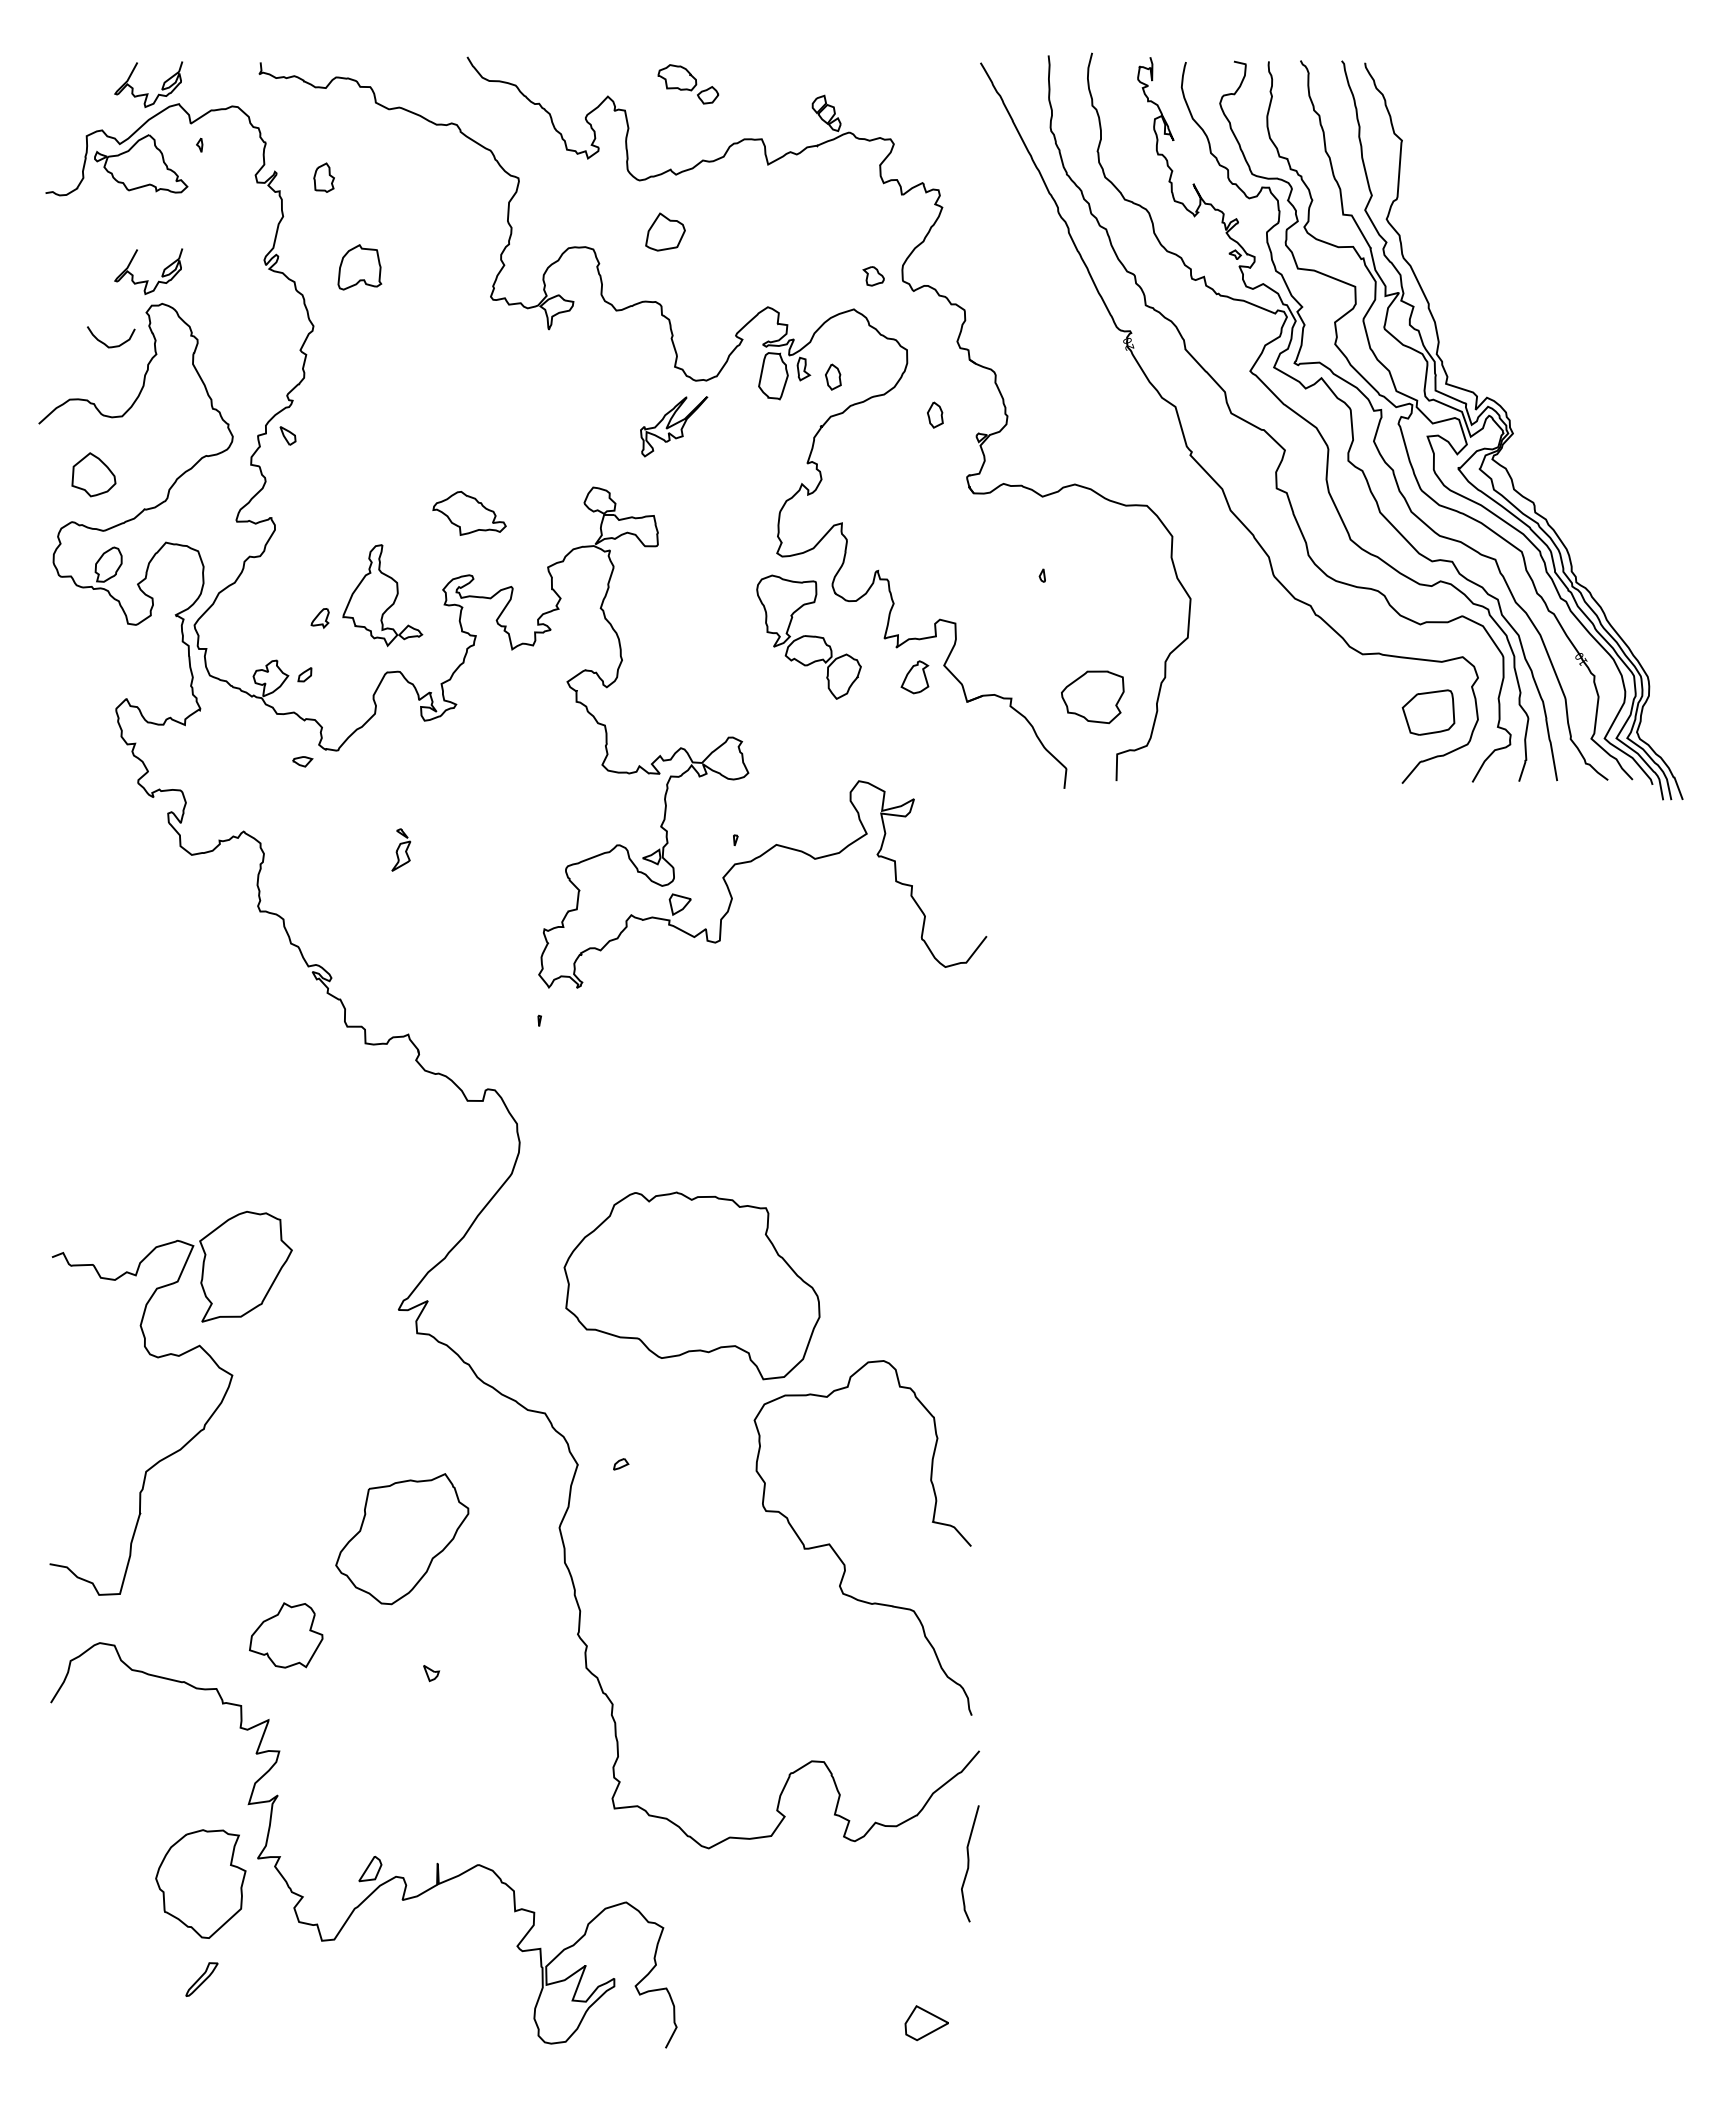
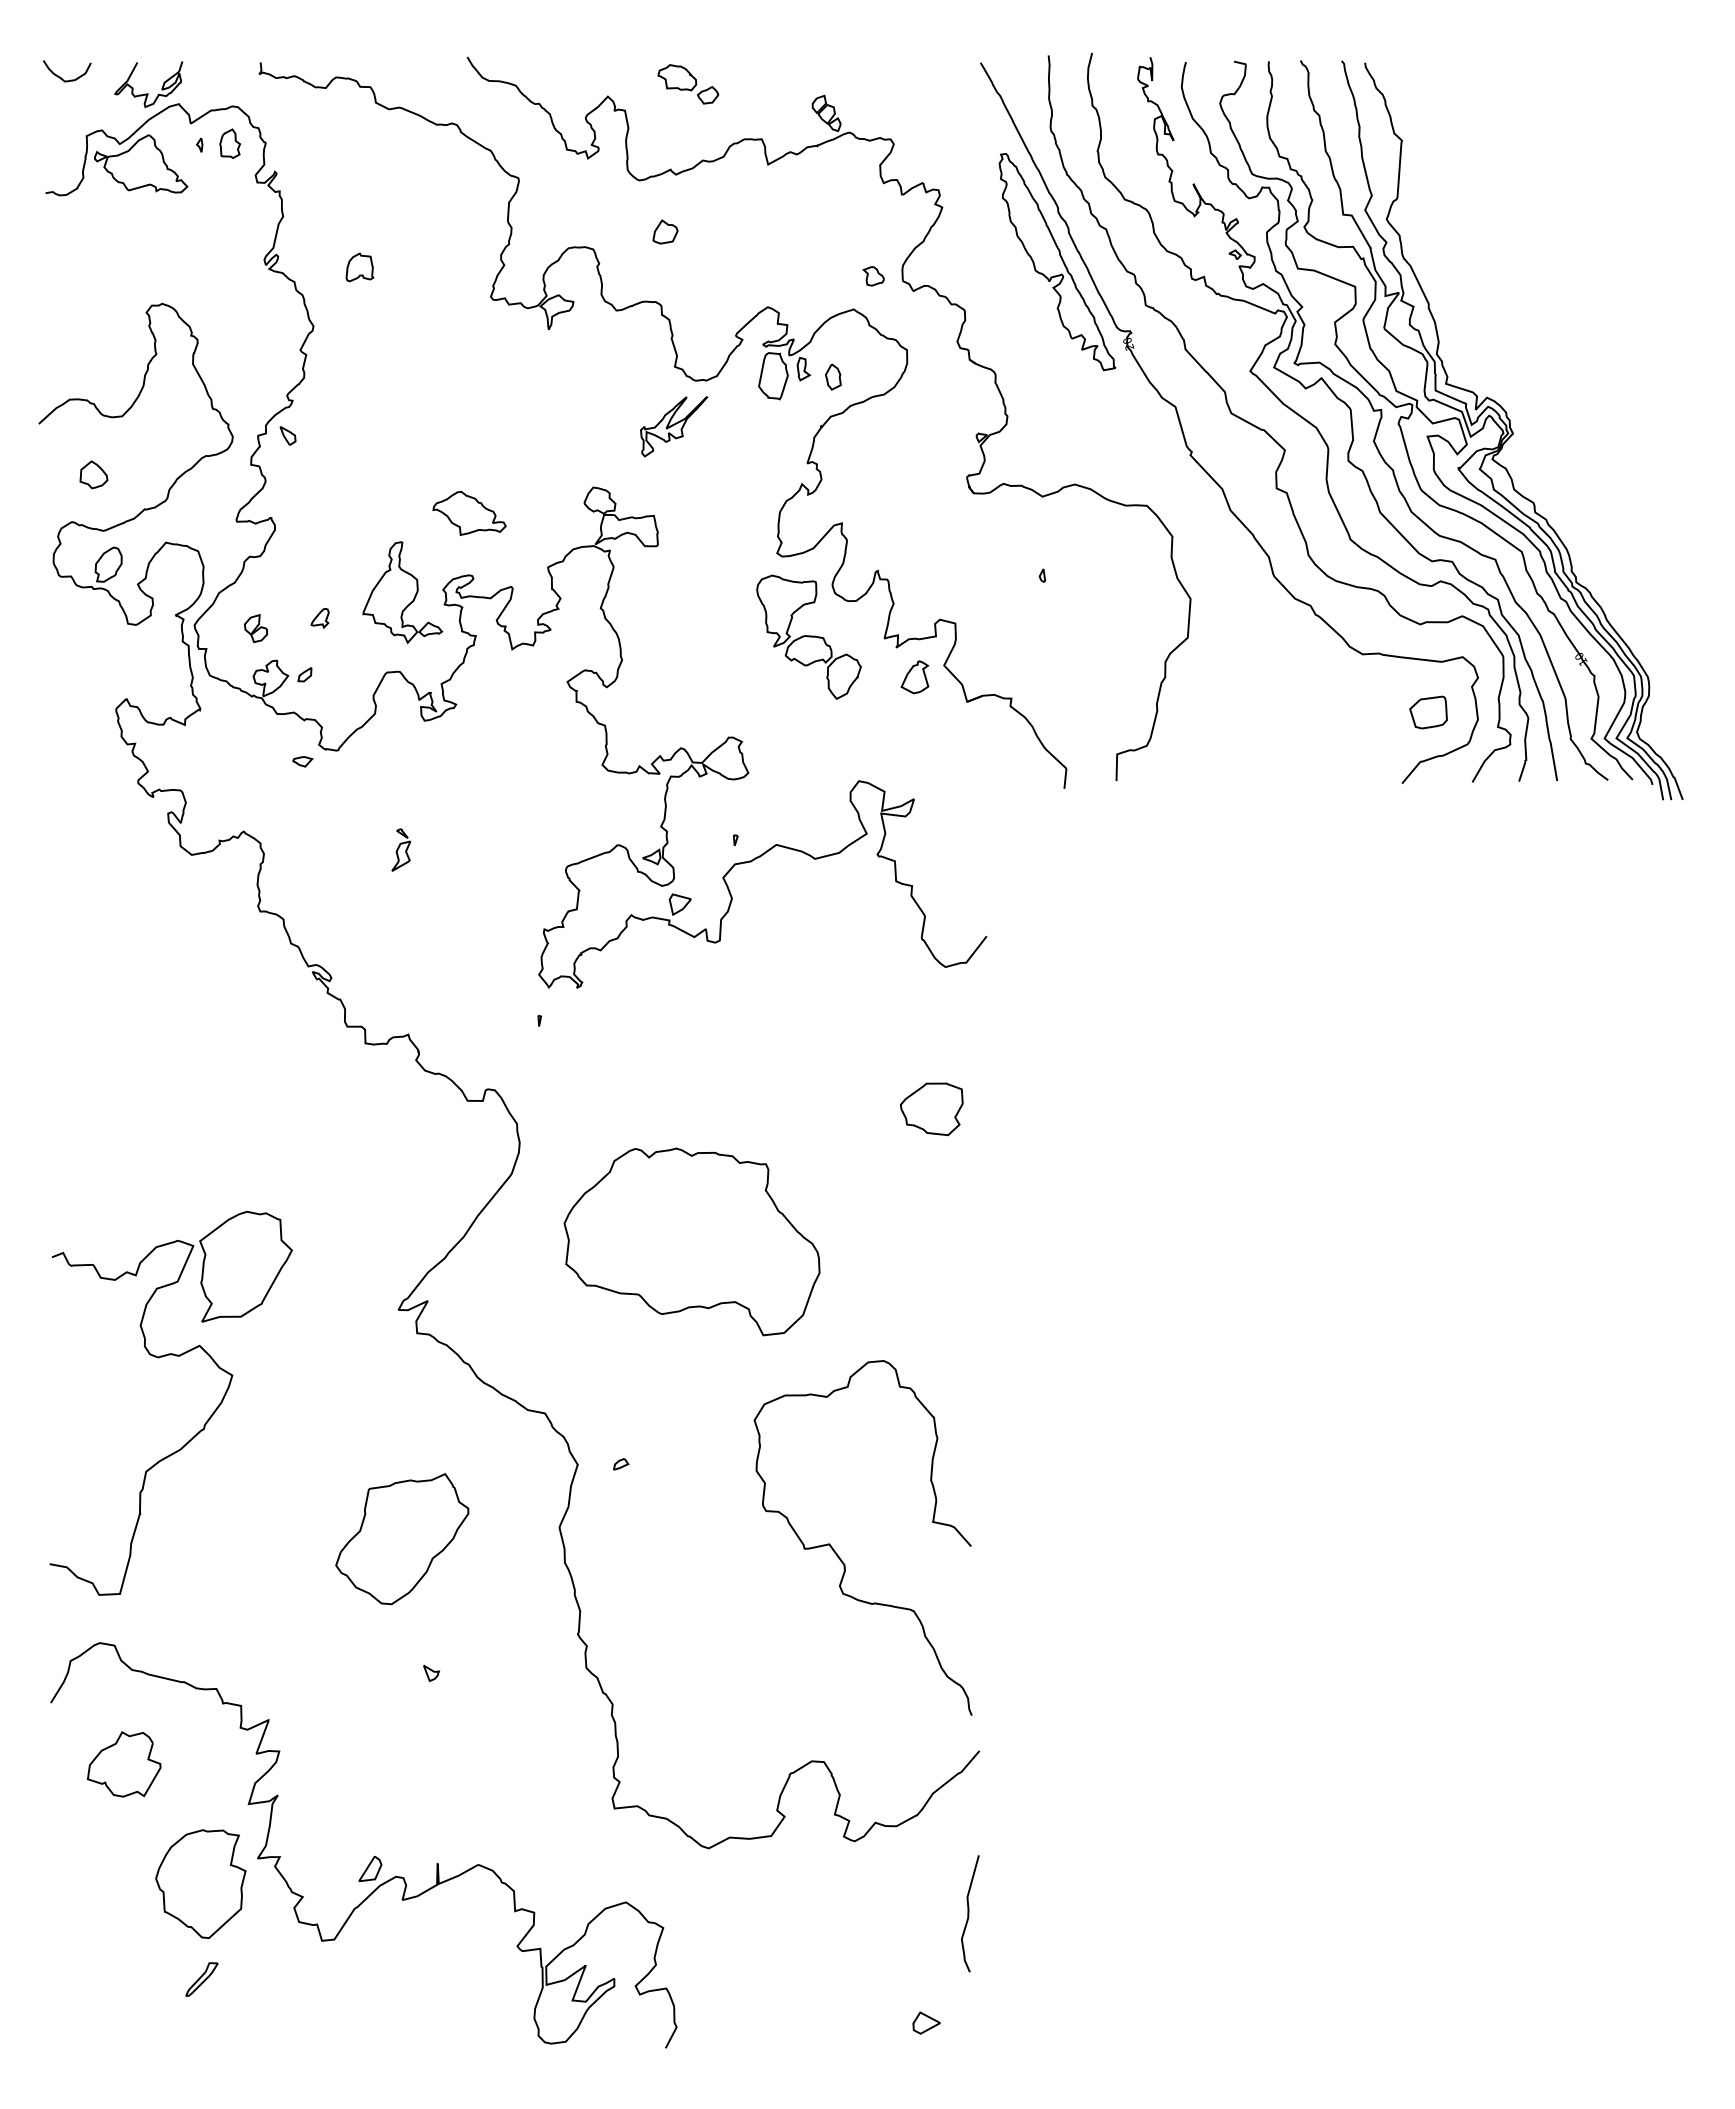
part position: (323, 177) -> (229, 143) (229, 143)
part size: 41x40 px -> 27x26 px (665, 231)
part: none -> present (1057, 262)
part size: 46x47 px -> 30x31 px (359, 267)
curve: present -> none (148, 280)
curve position: (105, 343) -> (61, 77) (61, 77)
part: present -> none (935, 414)
part size: 46x46 px -> 30x30 px (93, 474)
part position: (382, 595) -> (402, 592) (402, 592)
part: none -> present (256, 628)
part position: (1092, 696) -> (931, 1108) (931, 1108)
part size: 55x47 px -> 39x35 px (1428, 712)
part position: (691, 1285) -> (691, 1241) (691, 1241)
part position: (286, 1635) -> (124, 1764) (124, 1764)
curve position: (969, 1863) -> (969, 1913) (969, 1913)
part size: 45x37 px -> 29x24 px (926, 2022)
